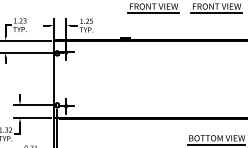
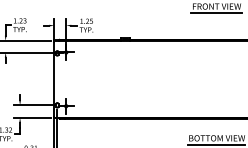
part: present -> none (153, 8)
